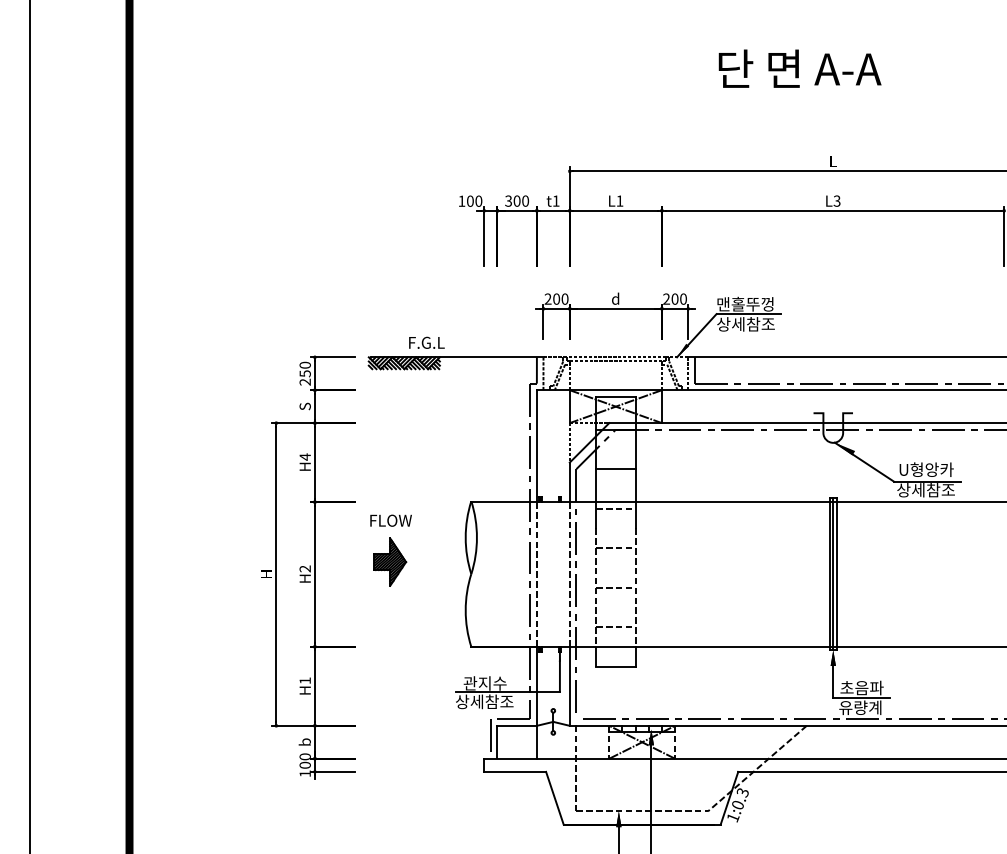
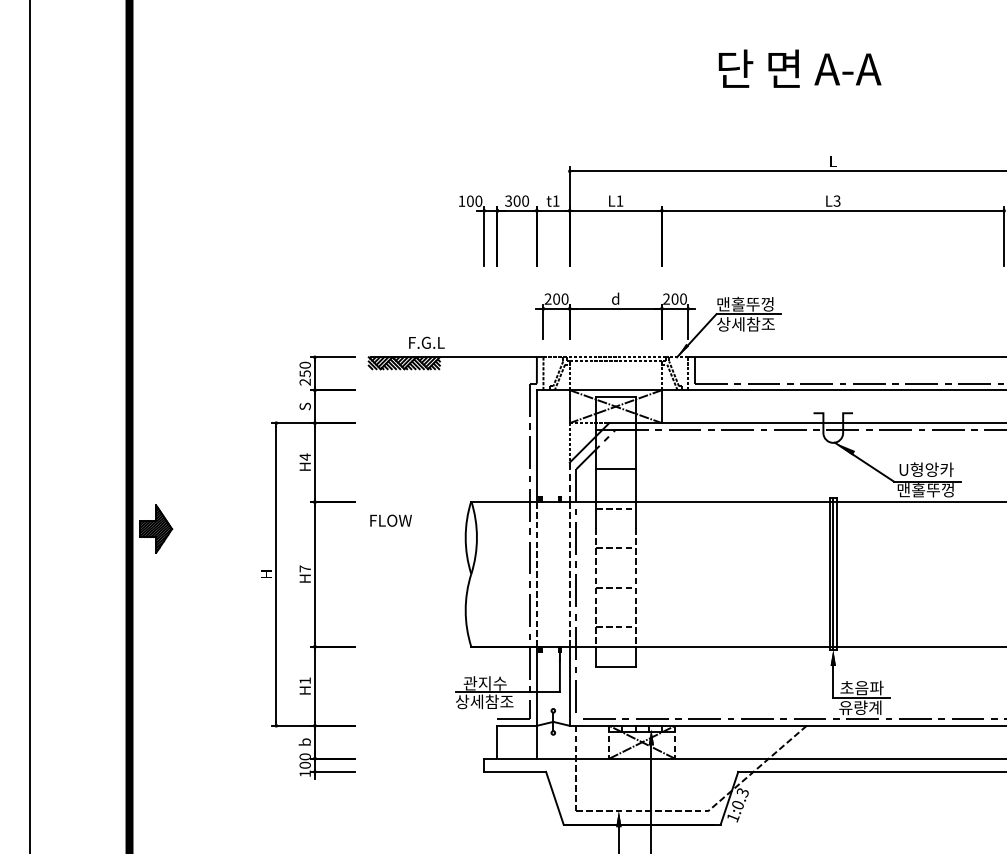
line: solid -> dashed (569, 482)
text: 상세참조 -> 맨홀뚜껑 (925, 490)
part position: (390, 561) -> (156, 528) (156, 528)
text: H2 -> H7 (304, 568)
line: present -> none (490, 738)
